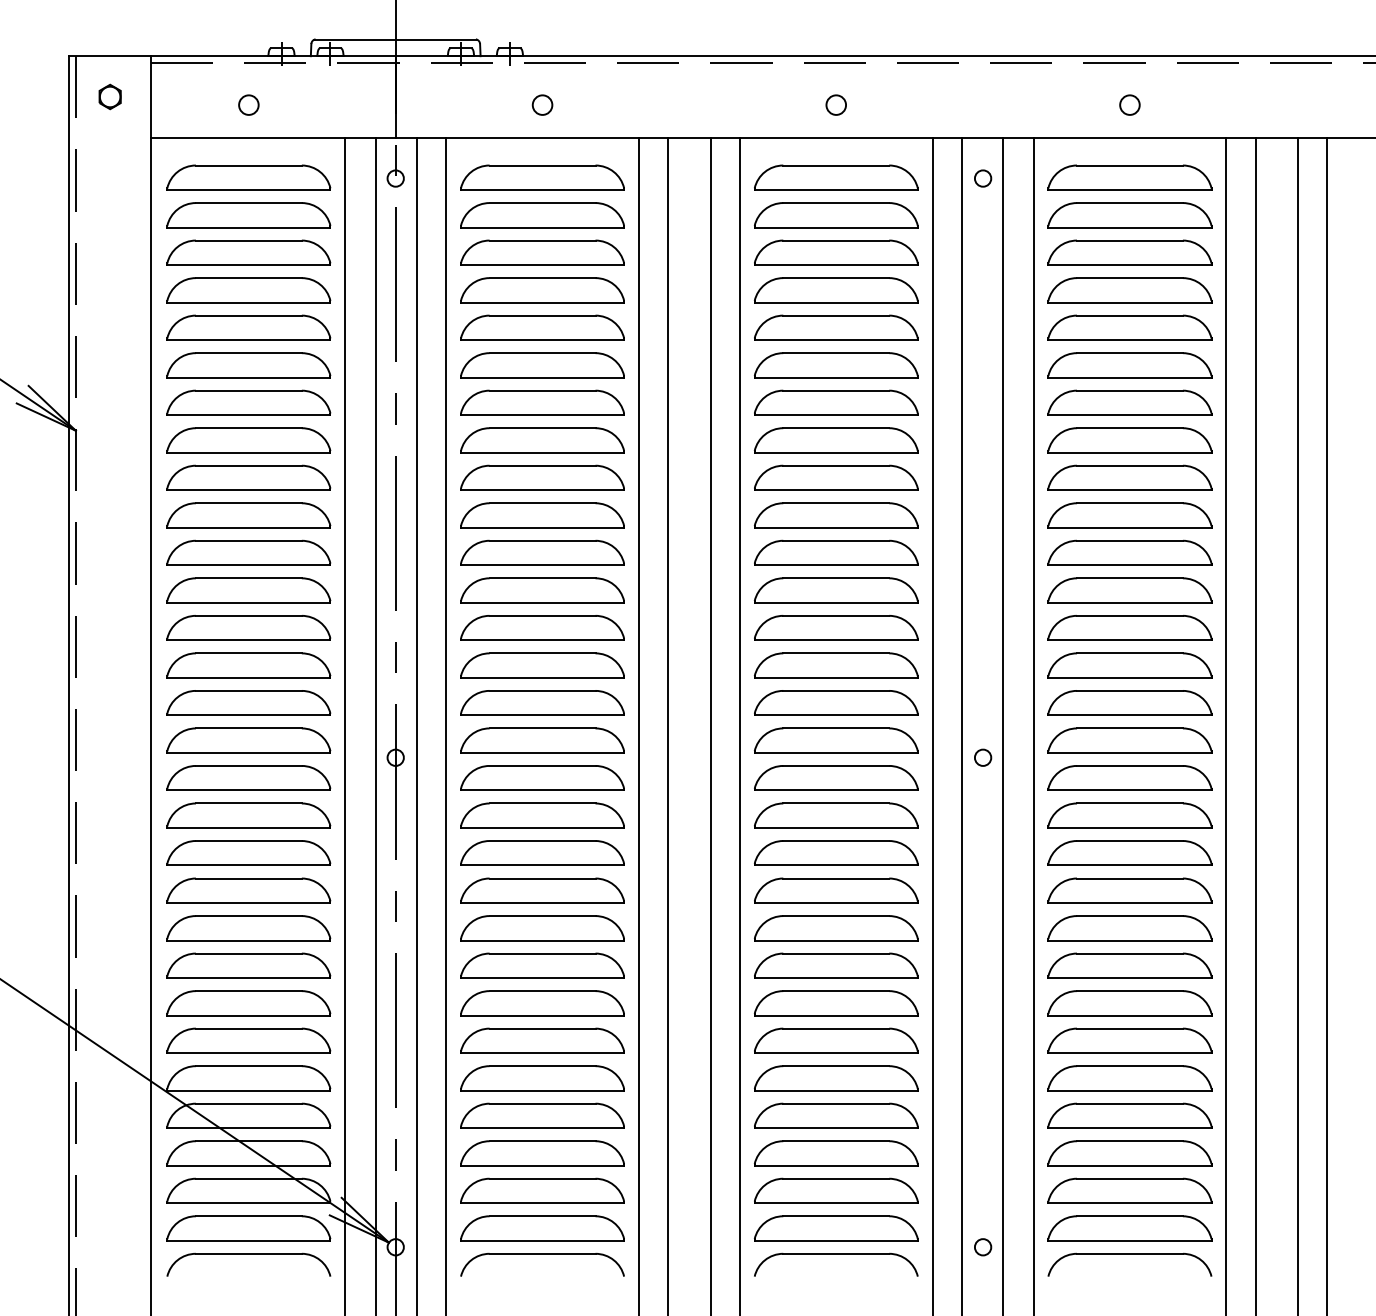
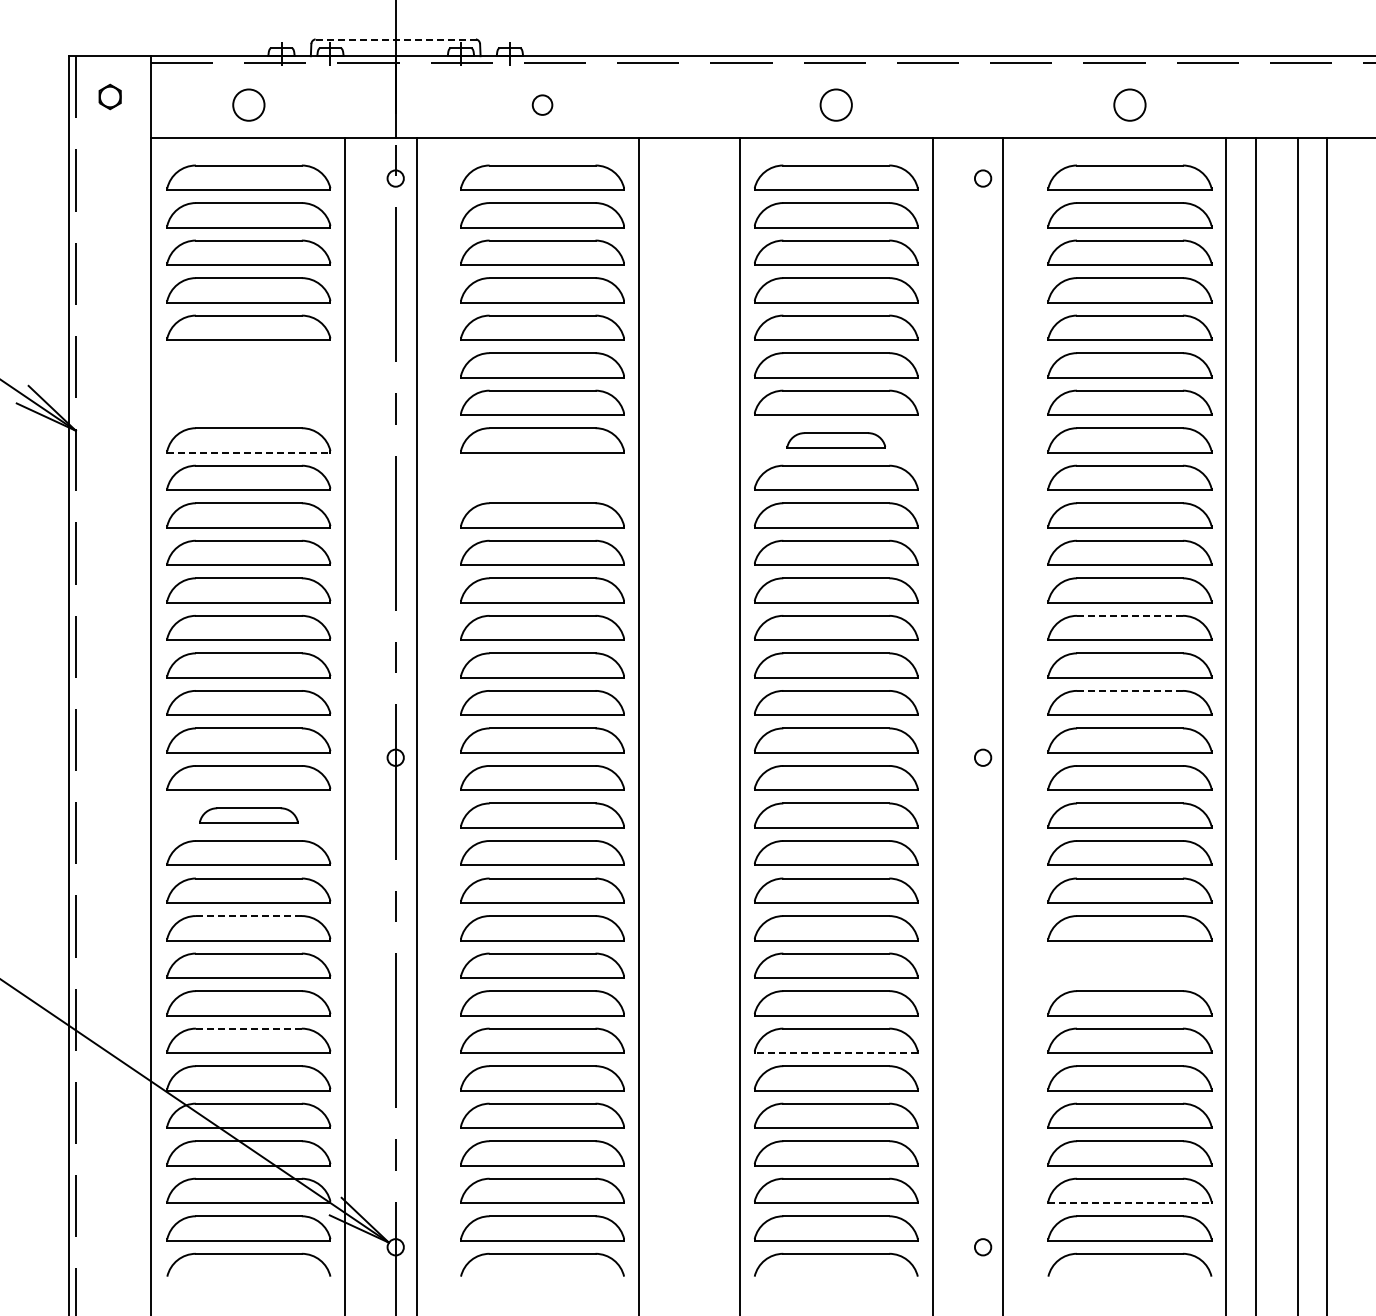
line: solid -> dashed (395, 39)
circle diameter: 20 px -> 31 px (248, 104)
circle diameter: 20 px -> 31 px (835, 104)
circle diameter: 20 px -> 31 px (1129, 104)
part: present -> none (248, 365)
part: present -> none (248, 402)
part size: 165x27 px -> 100x17 px (835, 440)
line: solid -> dashed (248, 452)
part: present -> none (542, 477)
line: solid -> dashed (1129, 615)
line: solid -> dashed (1129, 690)
line: present -> none (376, 724)
line: present -> none (446, 724)
line: present -> none (668, 724)
line: present -> none (710, 724)
line: present -> none (961, 724)
line: present -> none (1033, 724)
part size: 166x27 px -> 100x17 px (248, 815)
line: solid -> dashed (248, 916)
part: present -> none (1129, 965)
line: solid -> dashed (248, 1028)
line: solid -> dashed (836, 1053)
line: solid -> dashed (1129, 1203)
